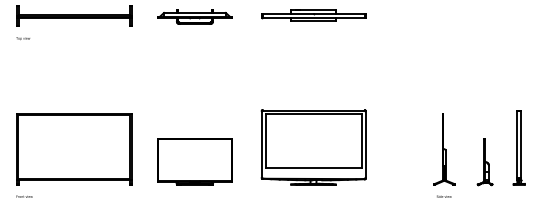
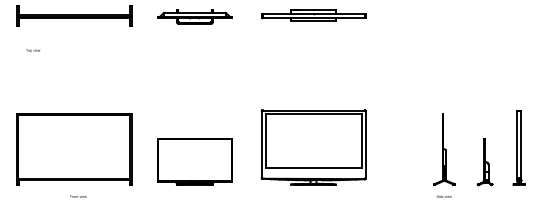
text position: (23, 38) -> (33, 50) (33, 50)
text position: (24, 196) -> (78, 196) (78, 196)
